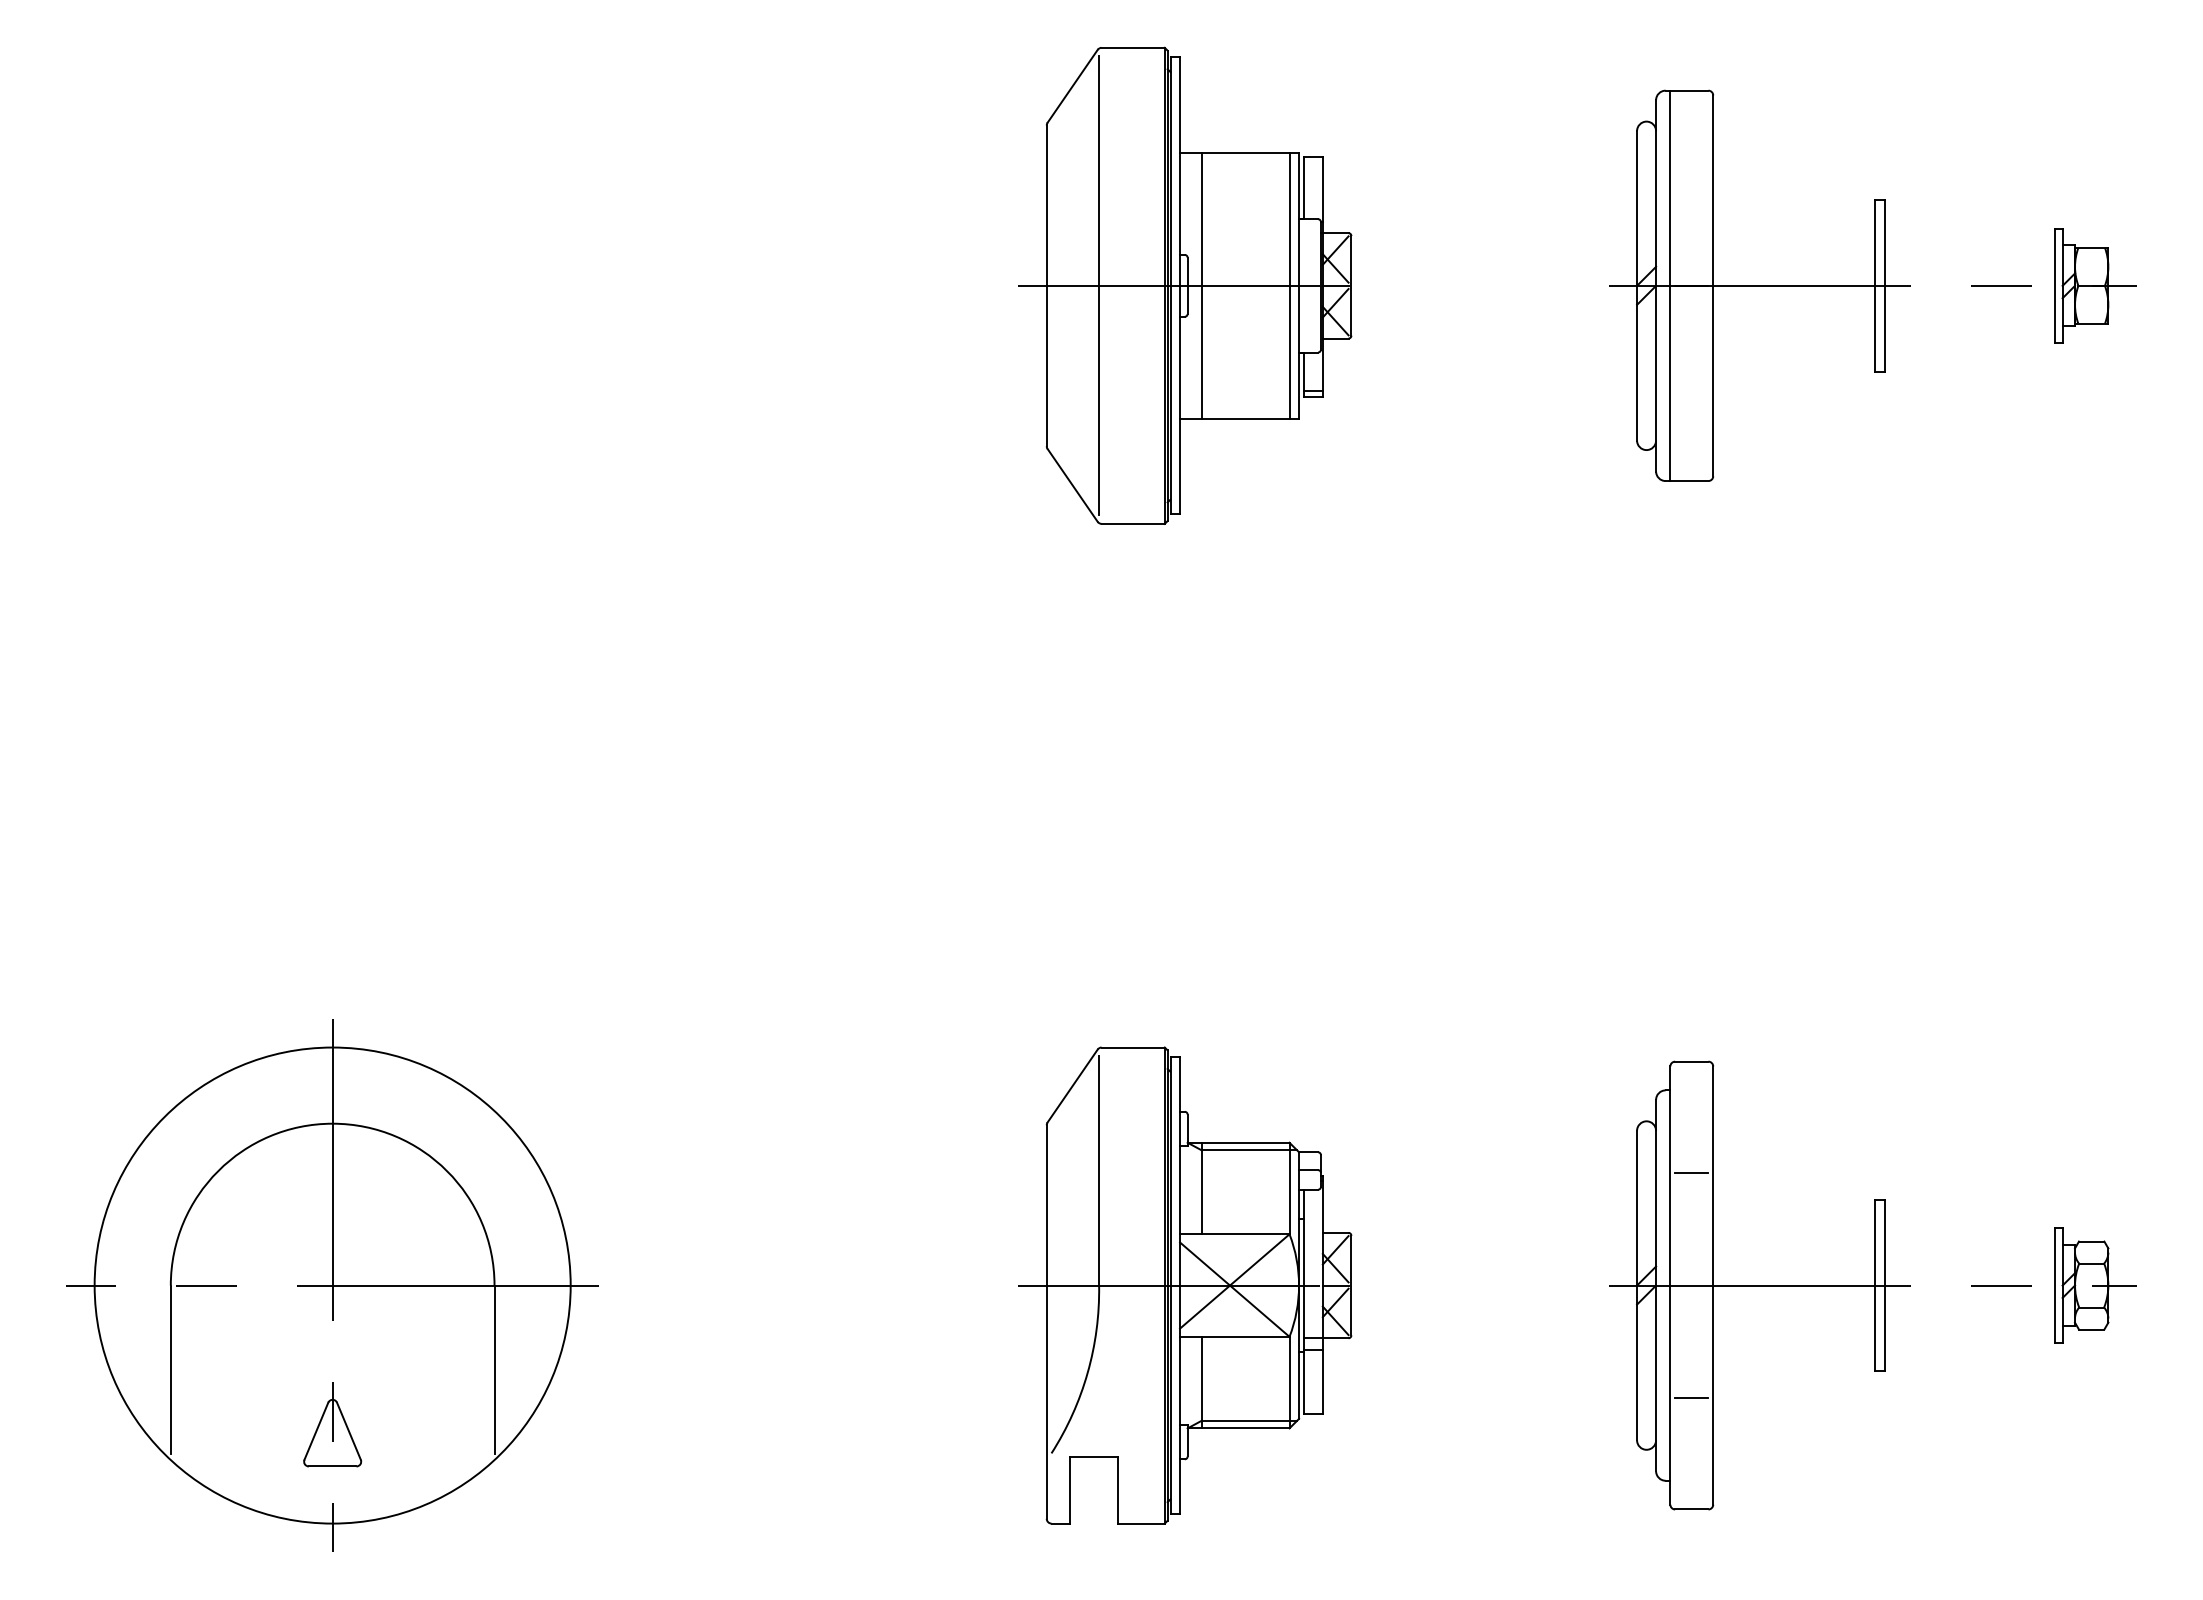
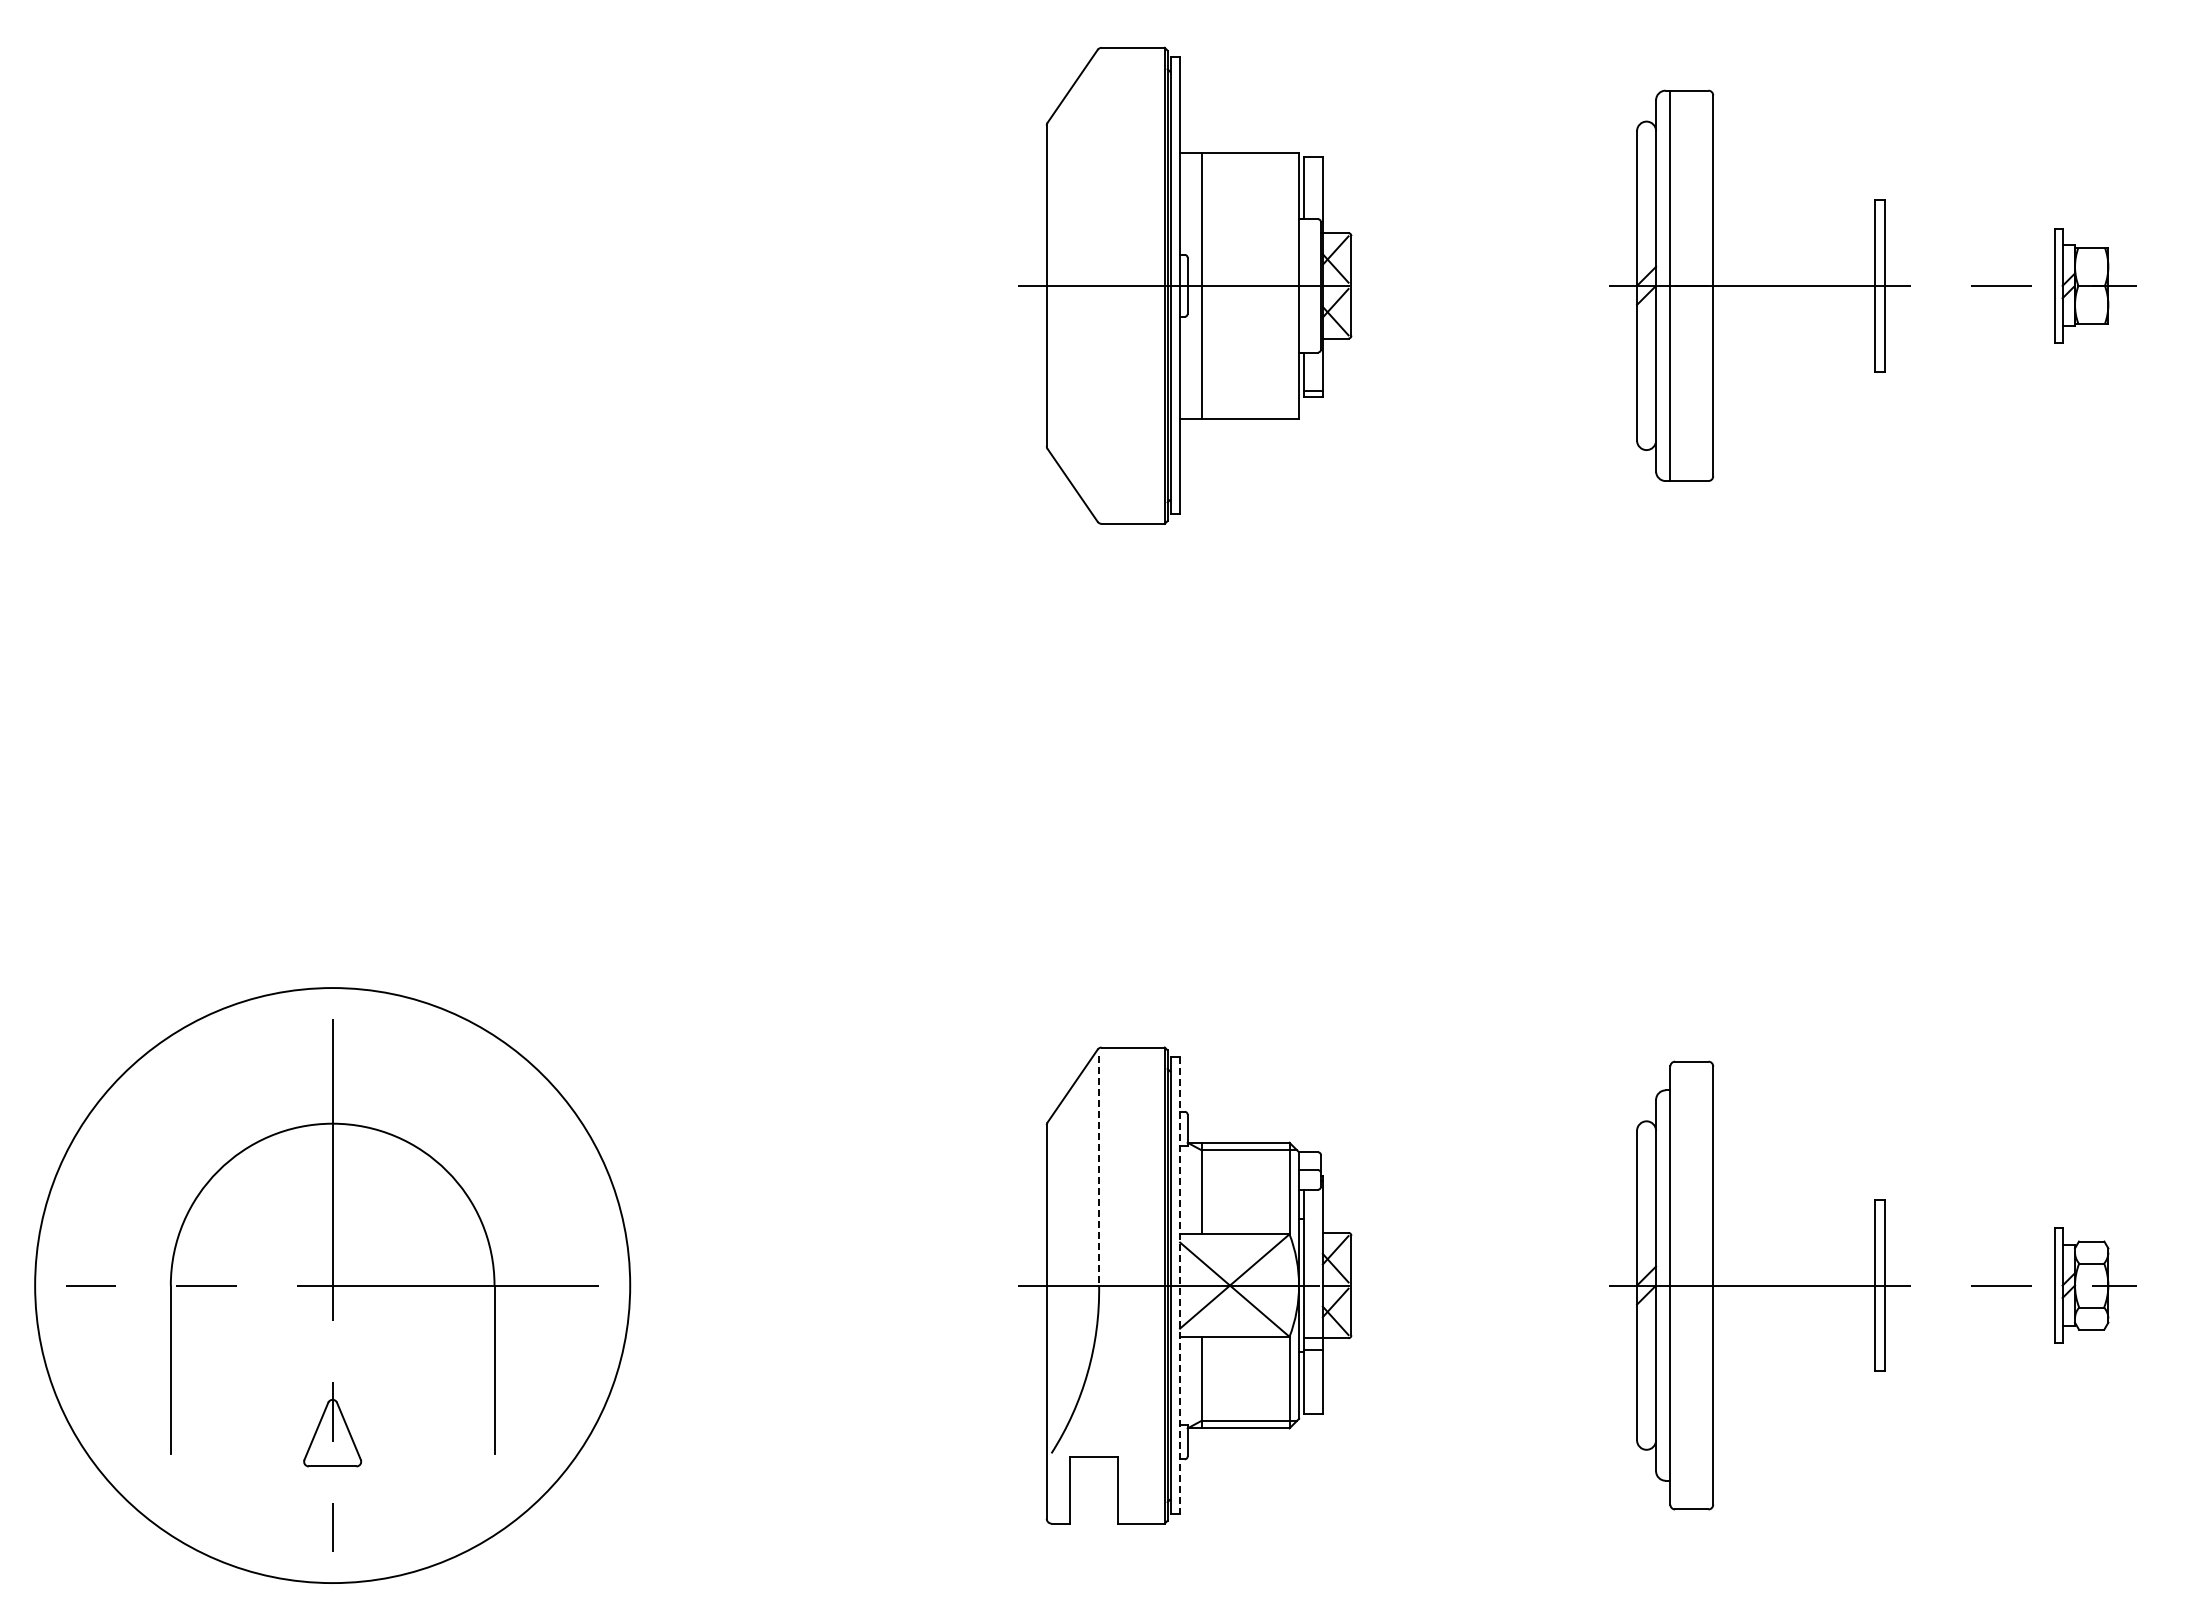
line: present -> none (1099, 285)
line: present -> none (1289, 285)
line: solid -> dashed (1099, 1170)
line: present -> none (1691, 1172)
circle diameter: 476 px -> 595 px (332, 1285)
line: solid -> dashed (1180, 1285)
line: present -> none (1691, 1398)
